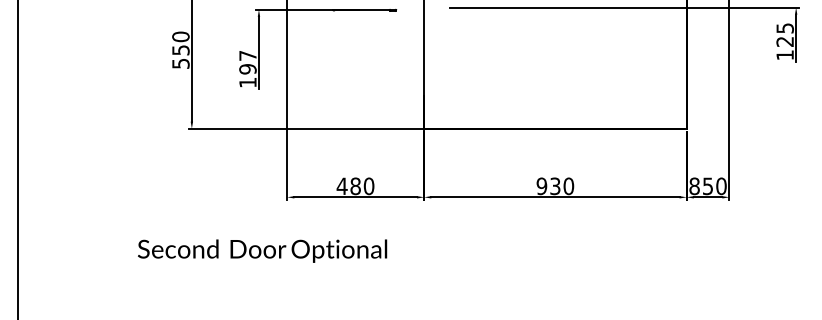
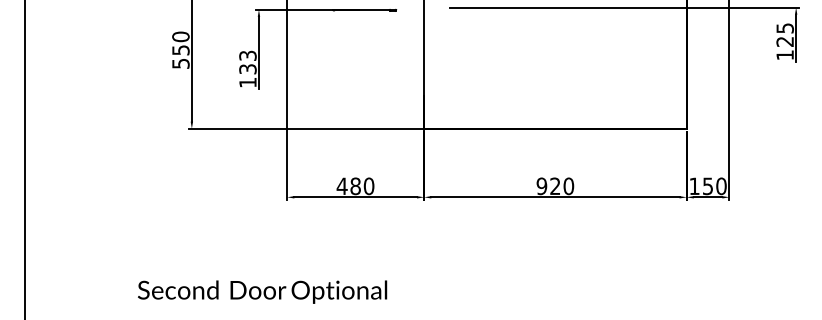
text: 197 -> 133 (247, 62)
line position: (17, 159) -> (24, 159) (24, 159)
text: 930 -> 920 (555, 186)
text: 850 -> 150 (694, 186)
text position: (262, 250) -> (262, 291) (262, 291)
